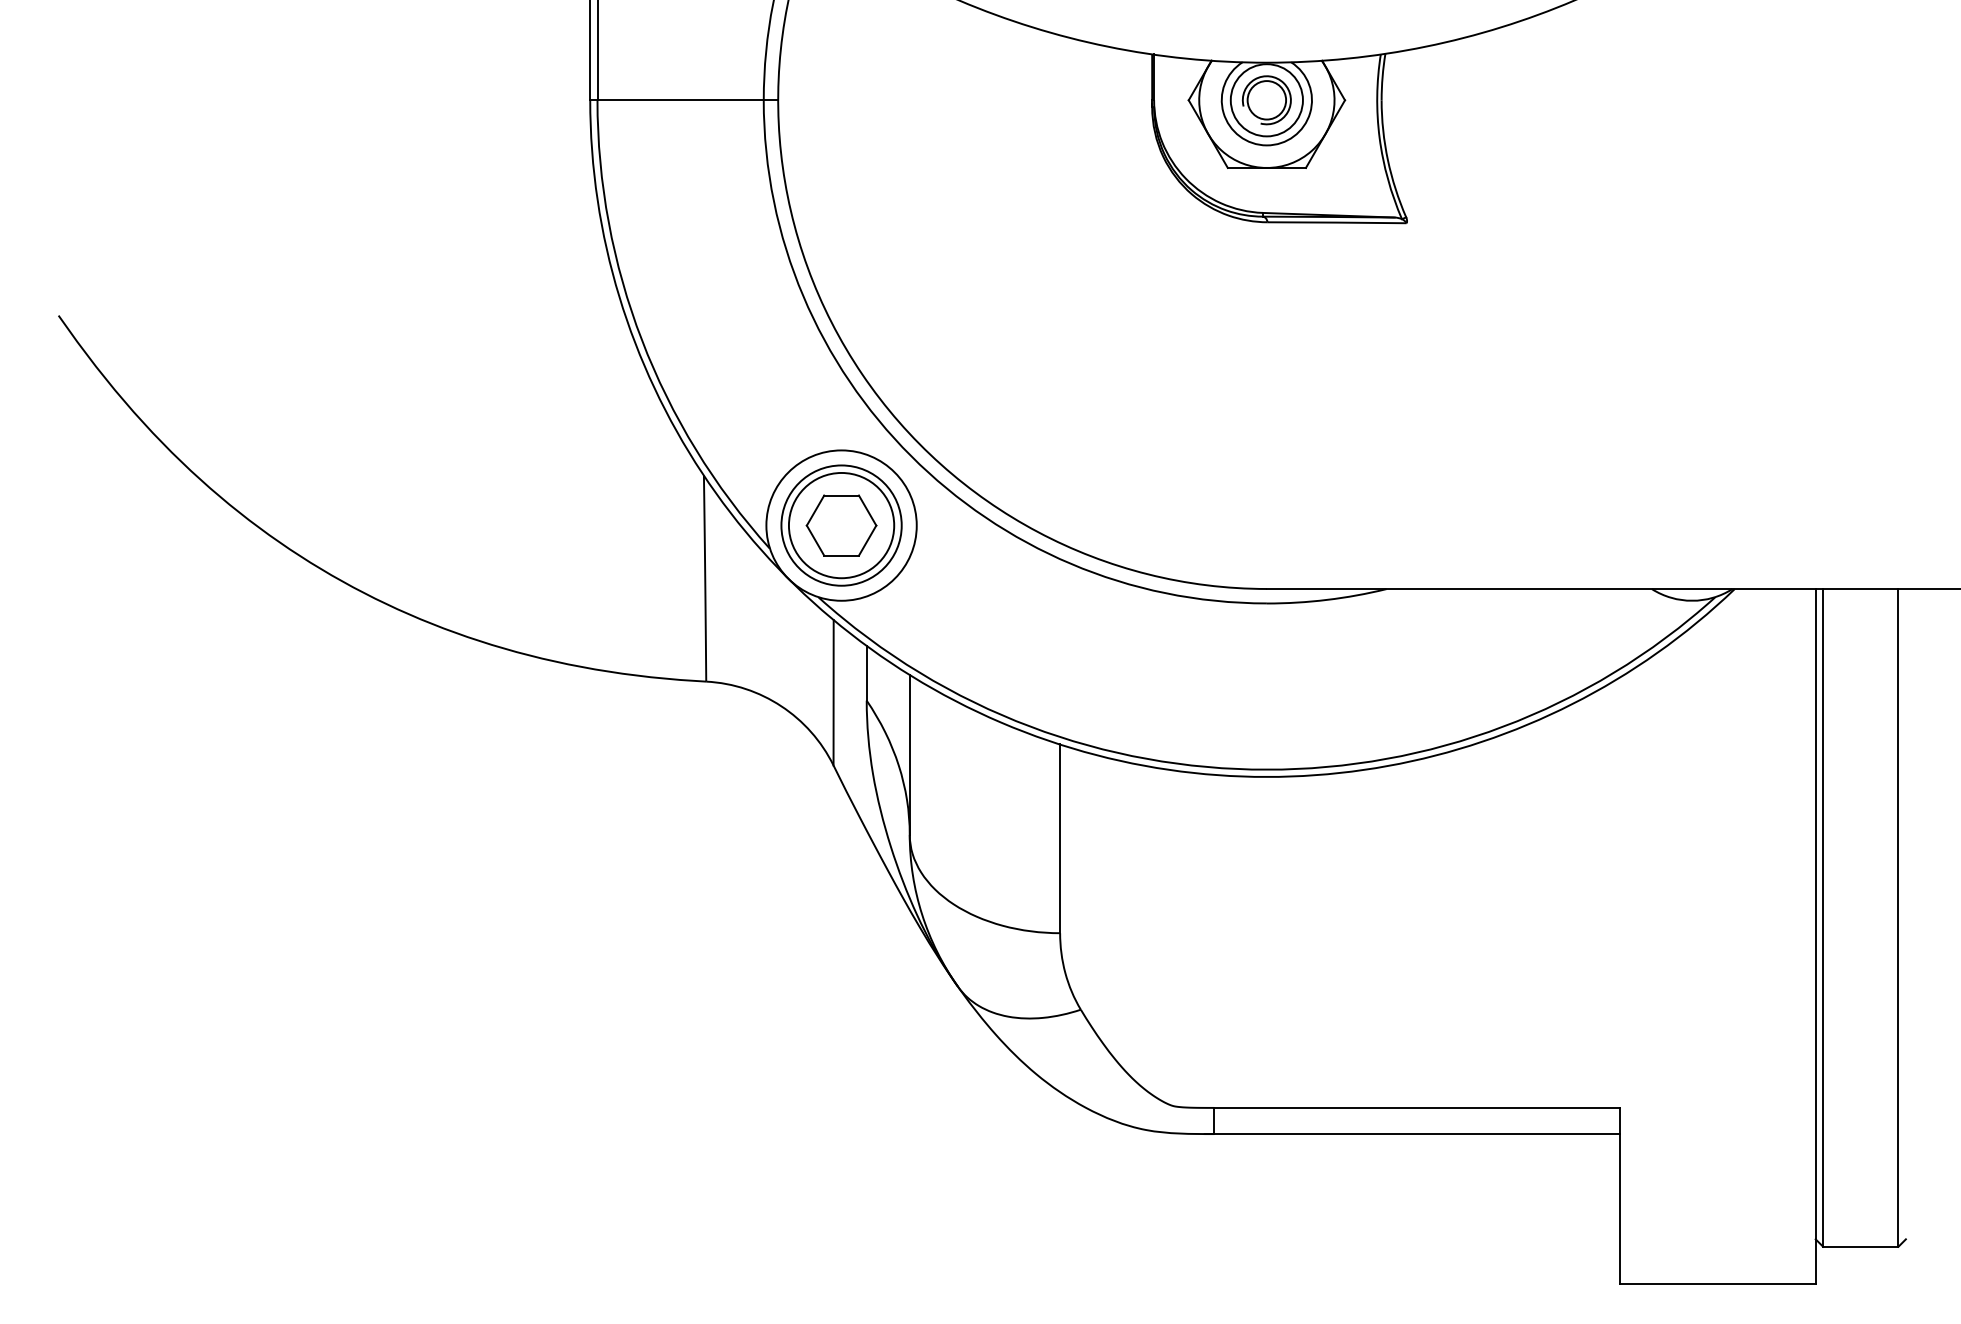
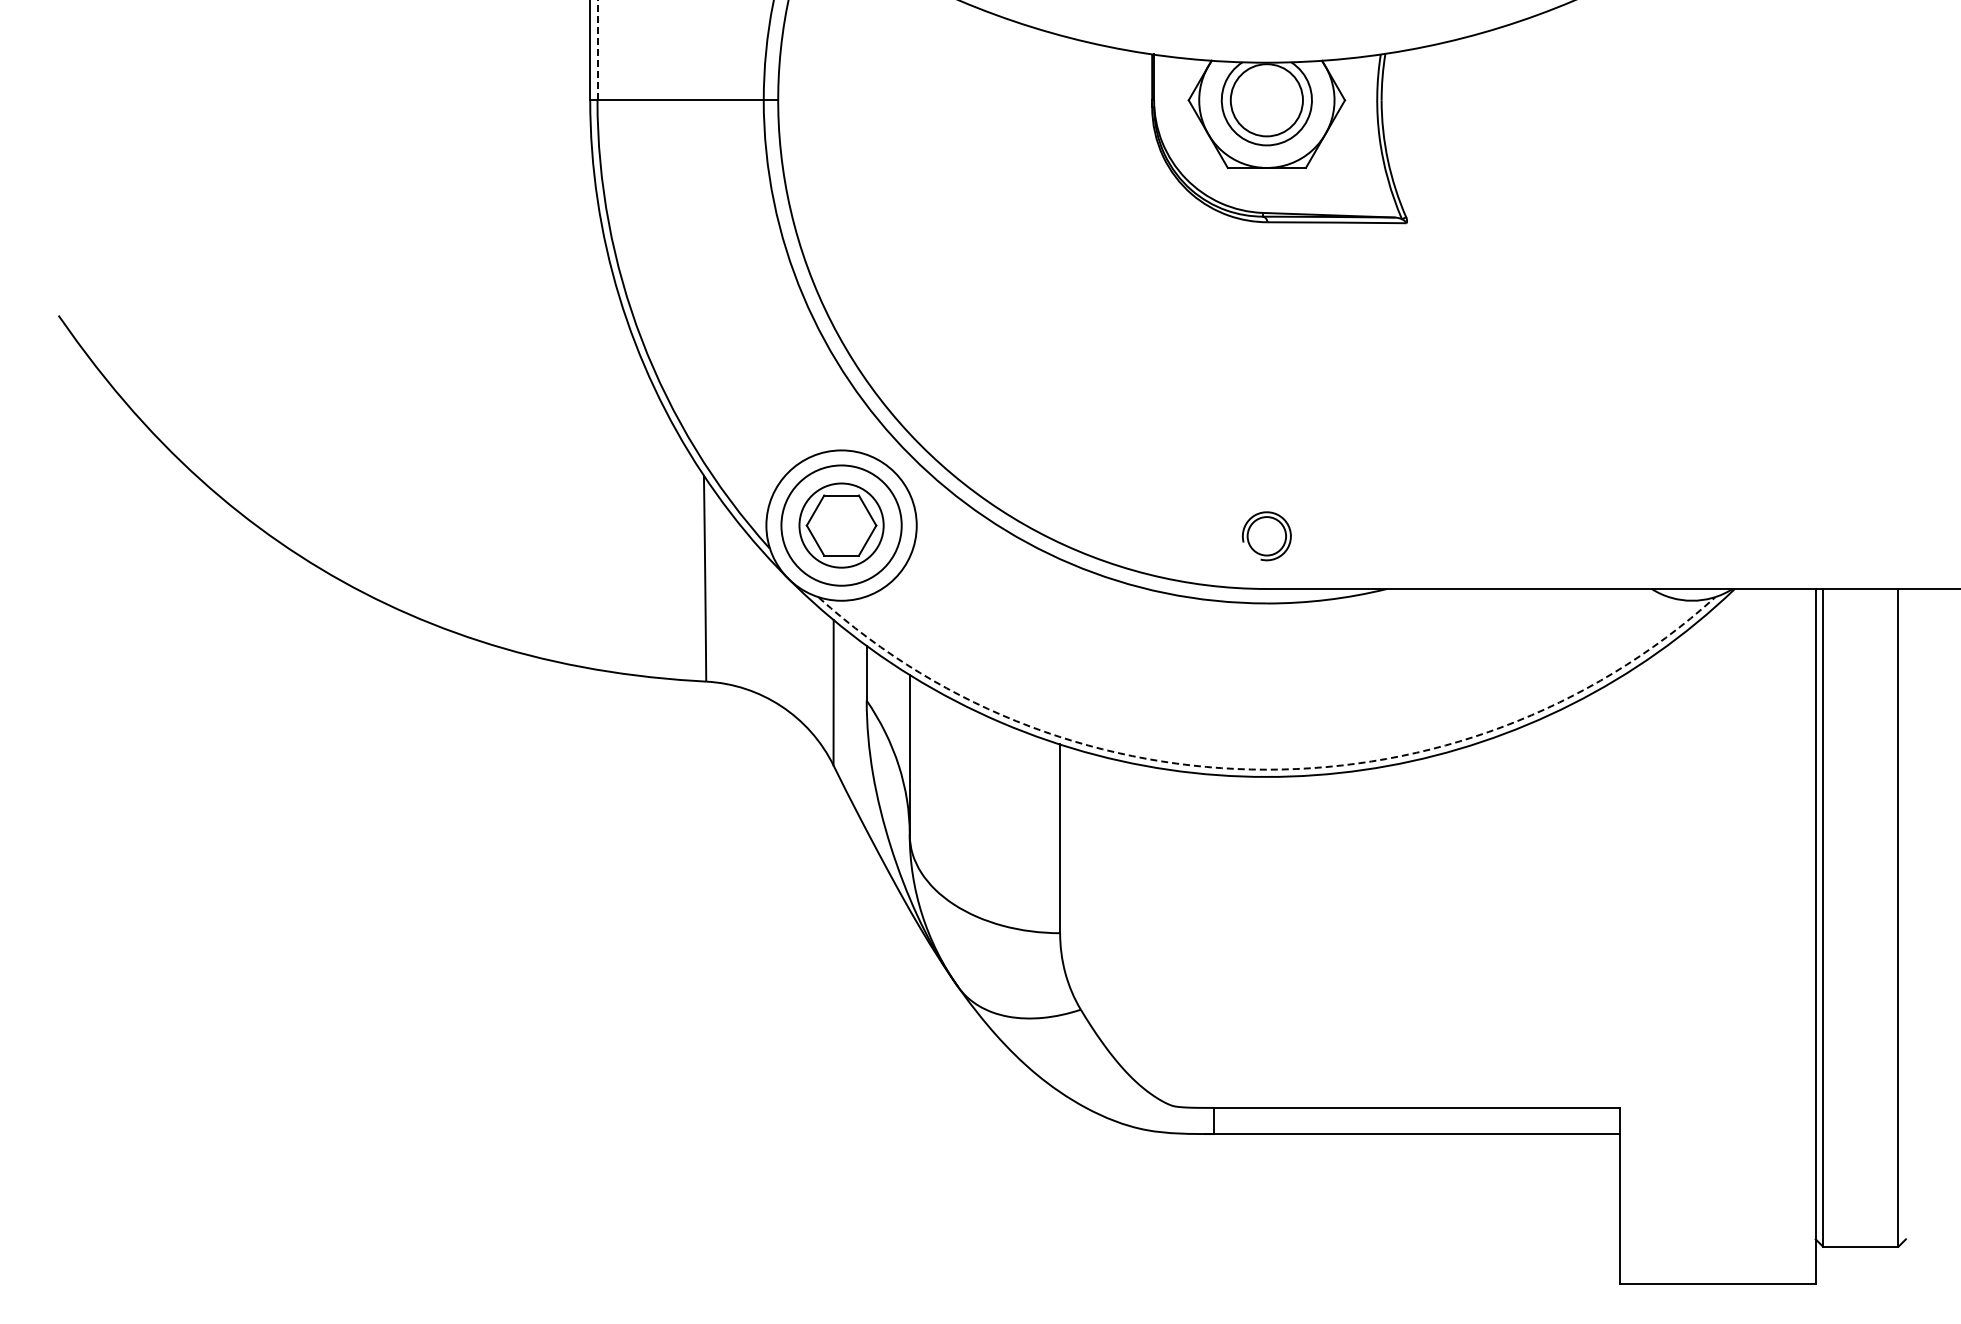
line: solid -> dashed (597, 50)
part position: (1266, 100) -> (1266, 536) (1266, 536)
circle diameter: 105 px -> 84 px (841, 525)
arc: solid -> dashed (1266, 769)
